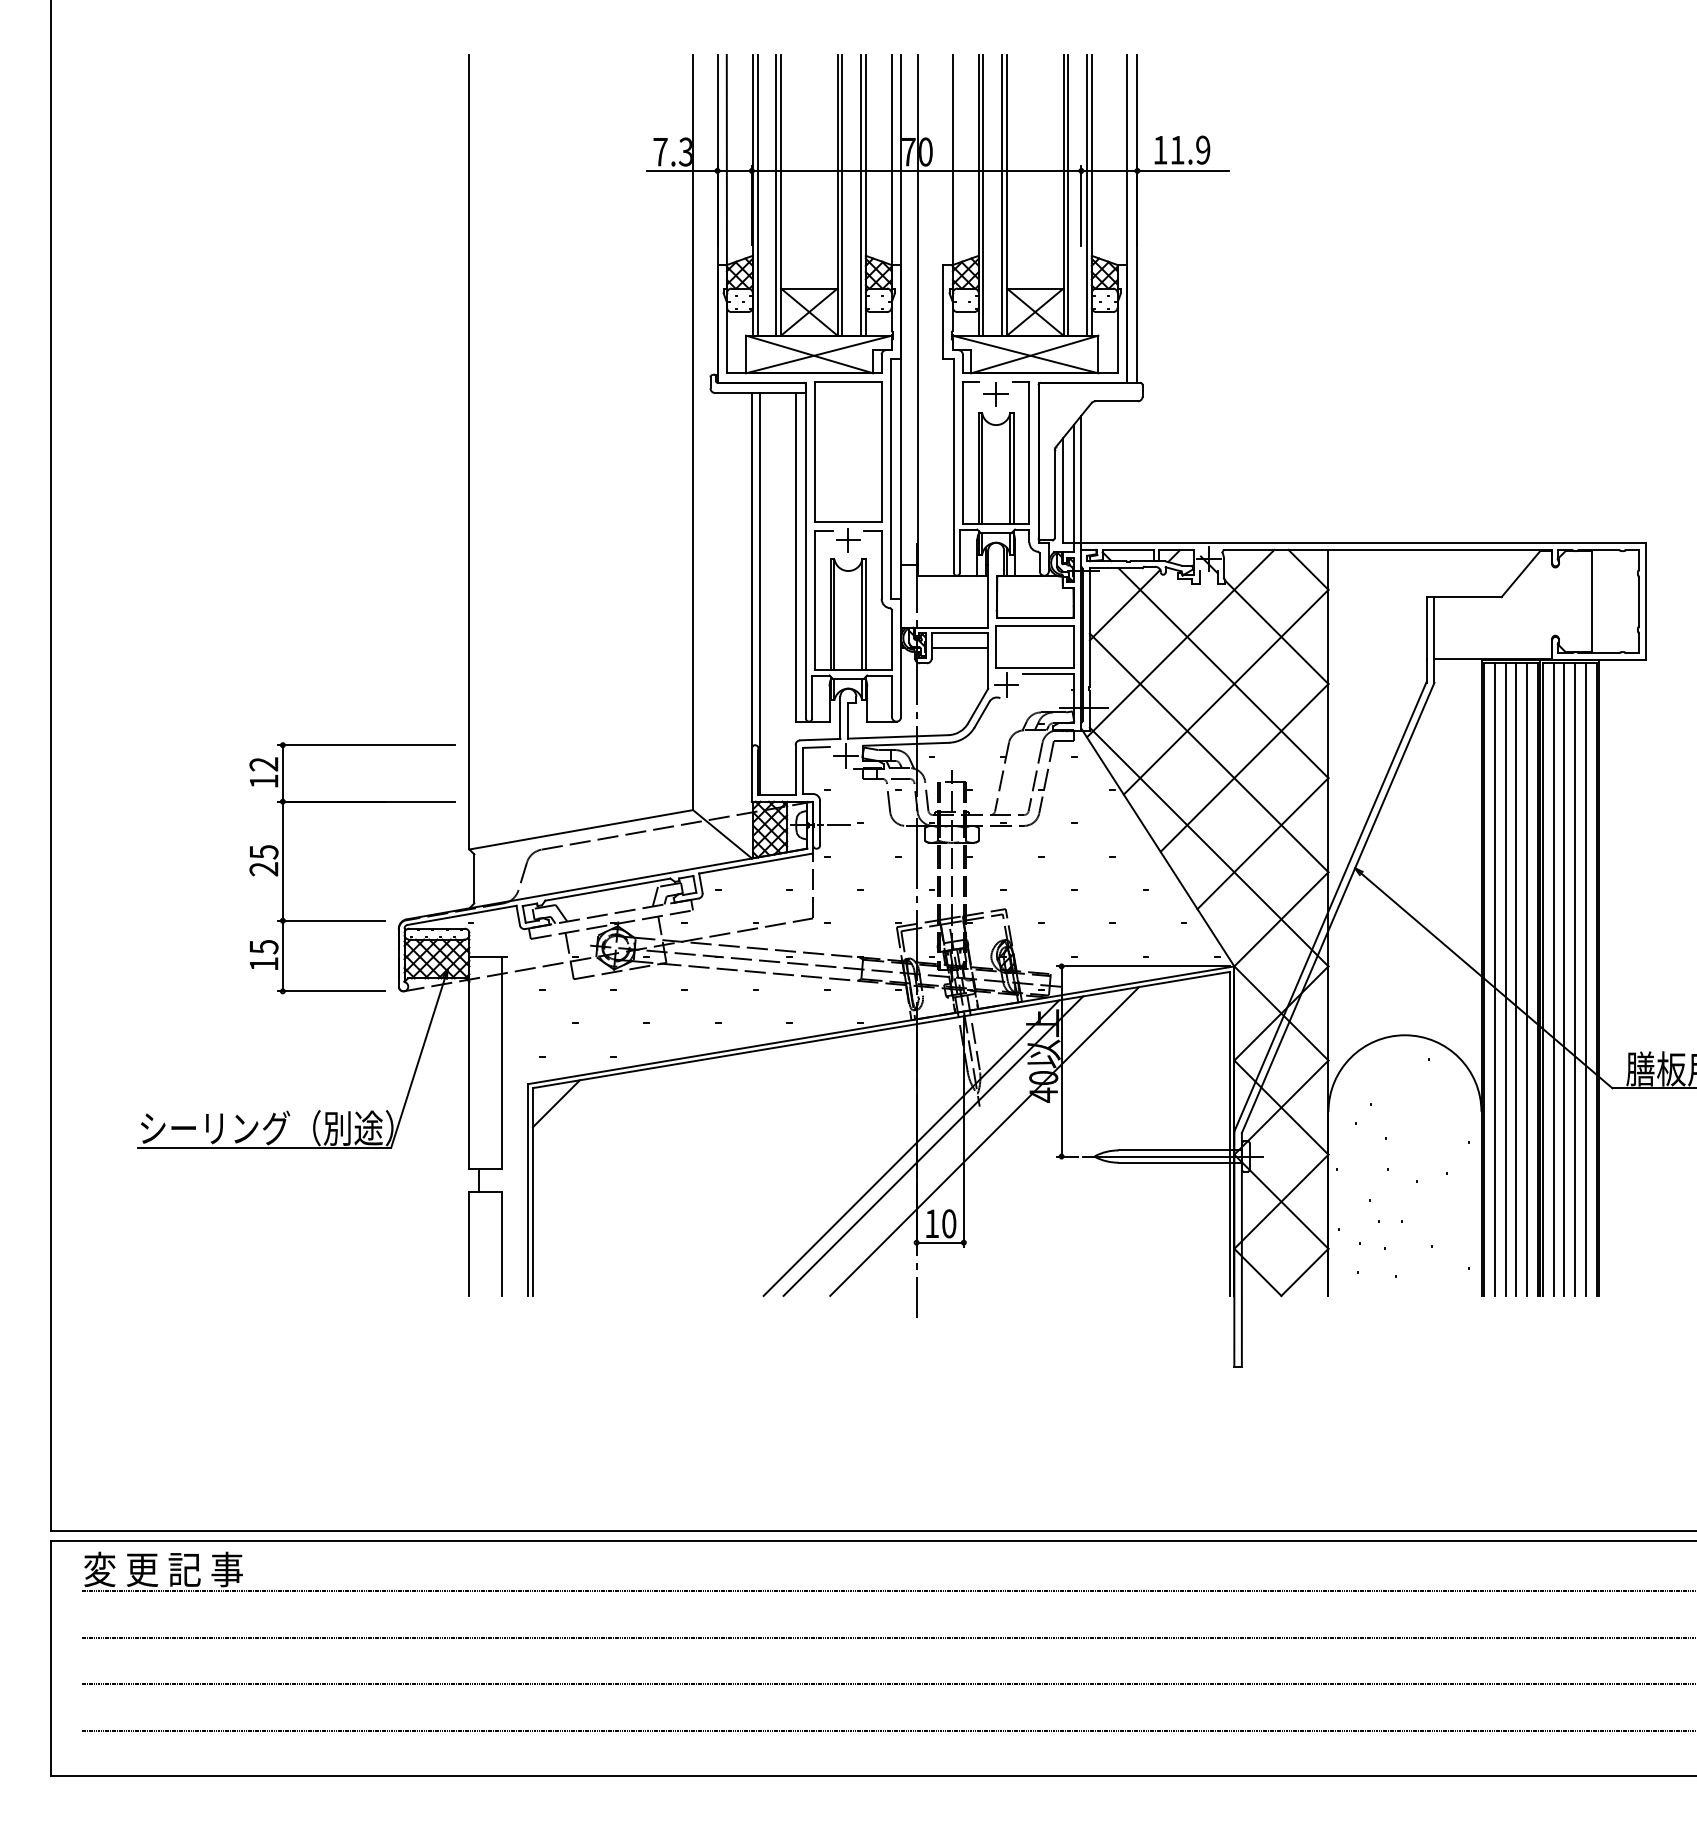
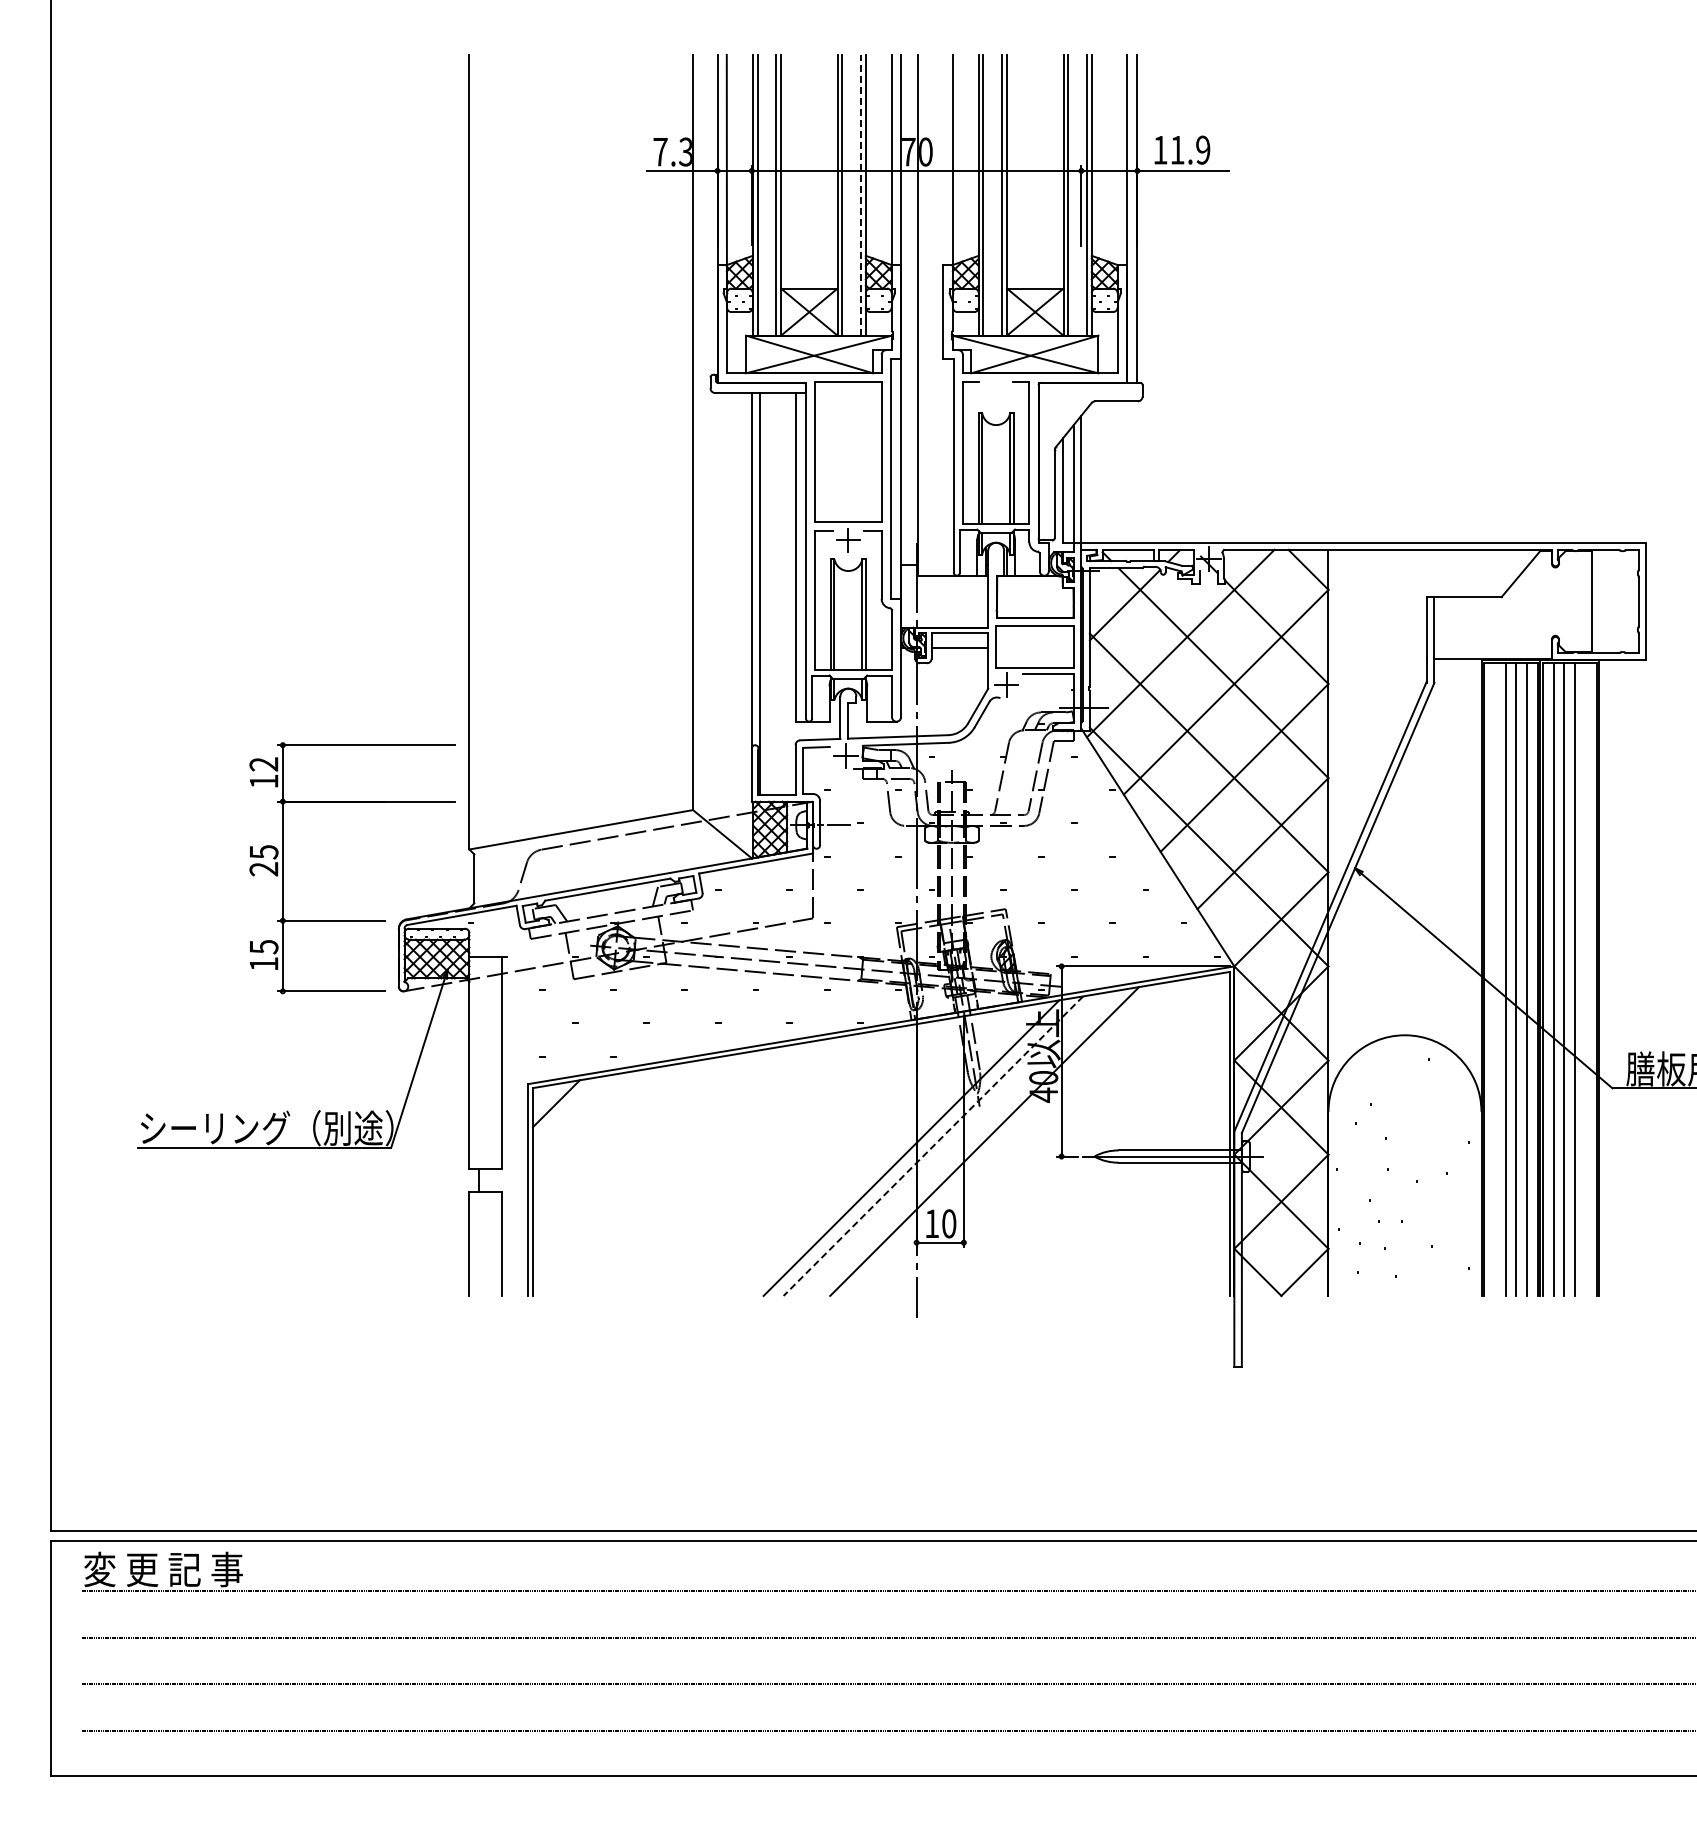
line: solid -> dashed (861, 194)
part: present -> none (995, 394)
line: present -> none (1494, 978)
line: present -> none (1586, 978)
line: solid -> dashed (933, 1146)
